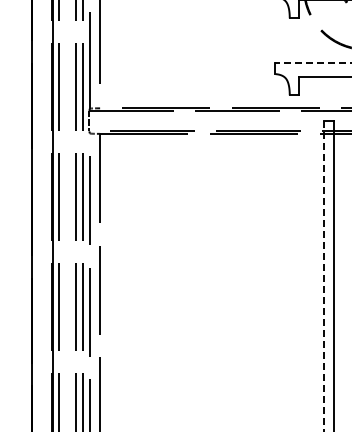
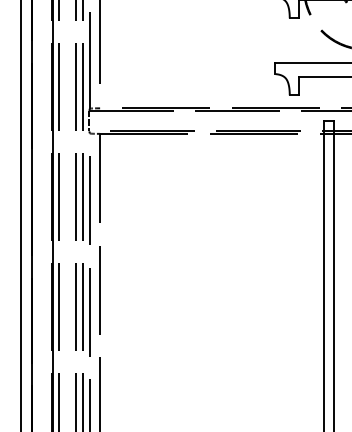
line: dashed -> solid (313, 63)
line: none -> present (21, 215)
line: dashed -> solid (323, 276)
